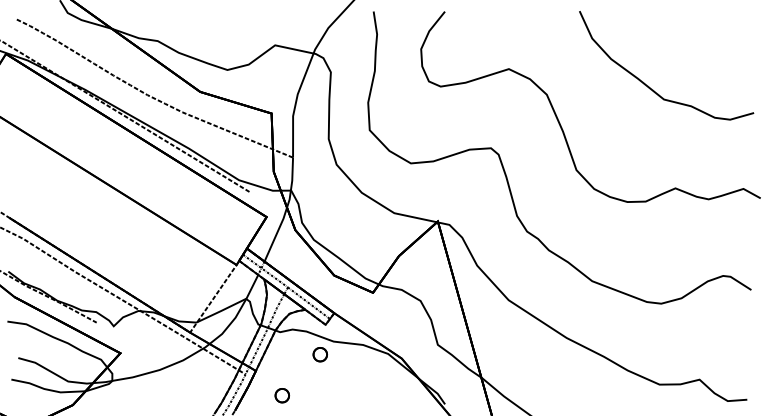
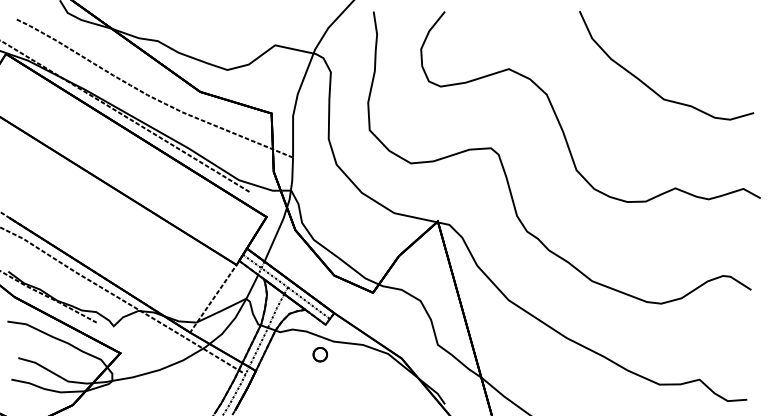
part: present -> none (281, 395)
